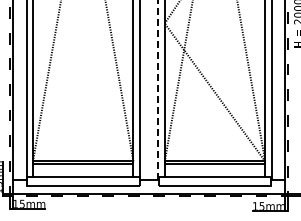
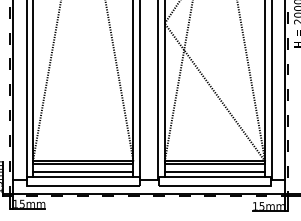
line: dashed -> solid (158, 90)
line: none -> present (83, 171)
line: none -> present (214, 171)
